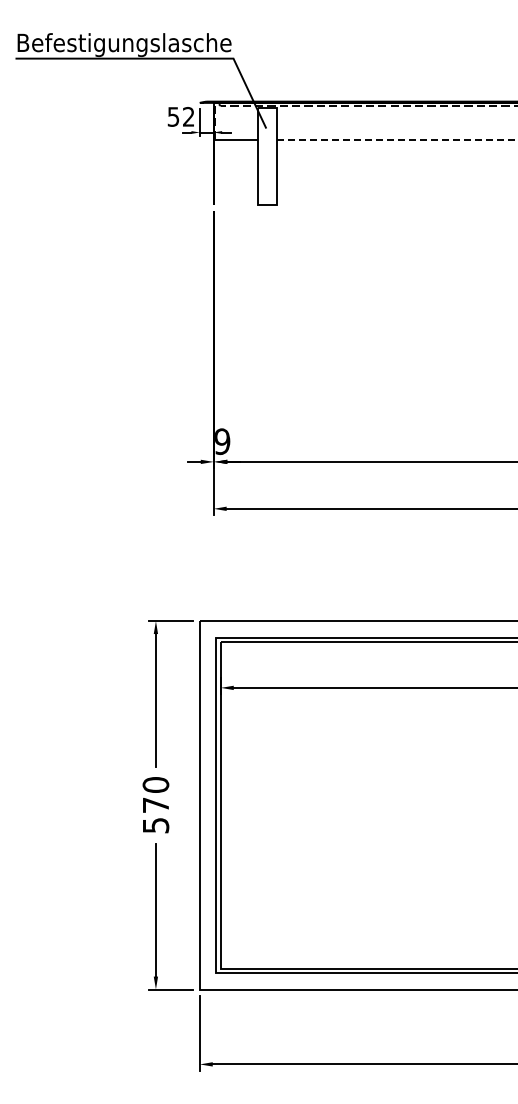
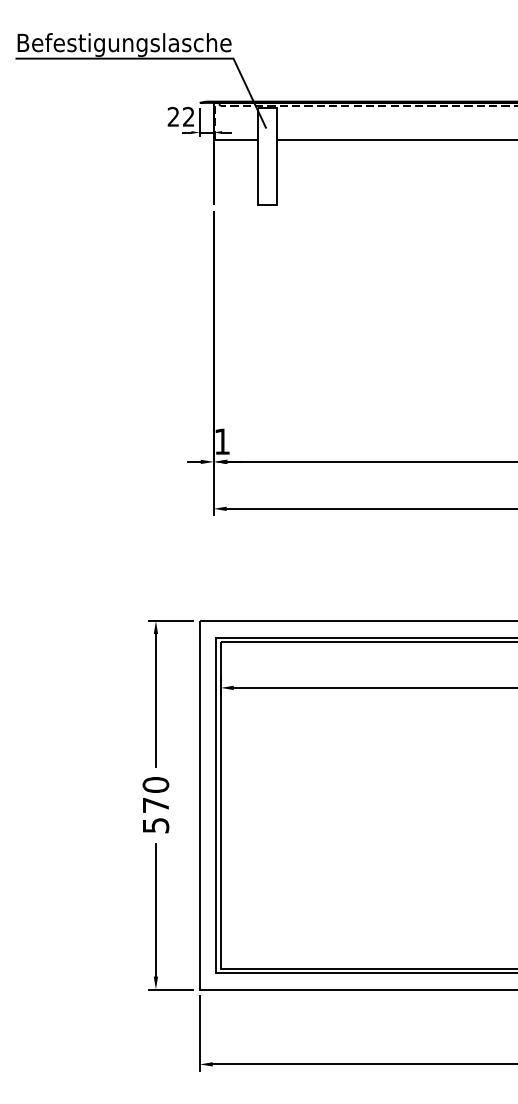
text: 52 -> 22 (173, 116)
line: dashed -> solid (397, 139)
text: 9 -> 1 (222, 441)
